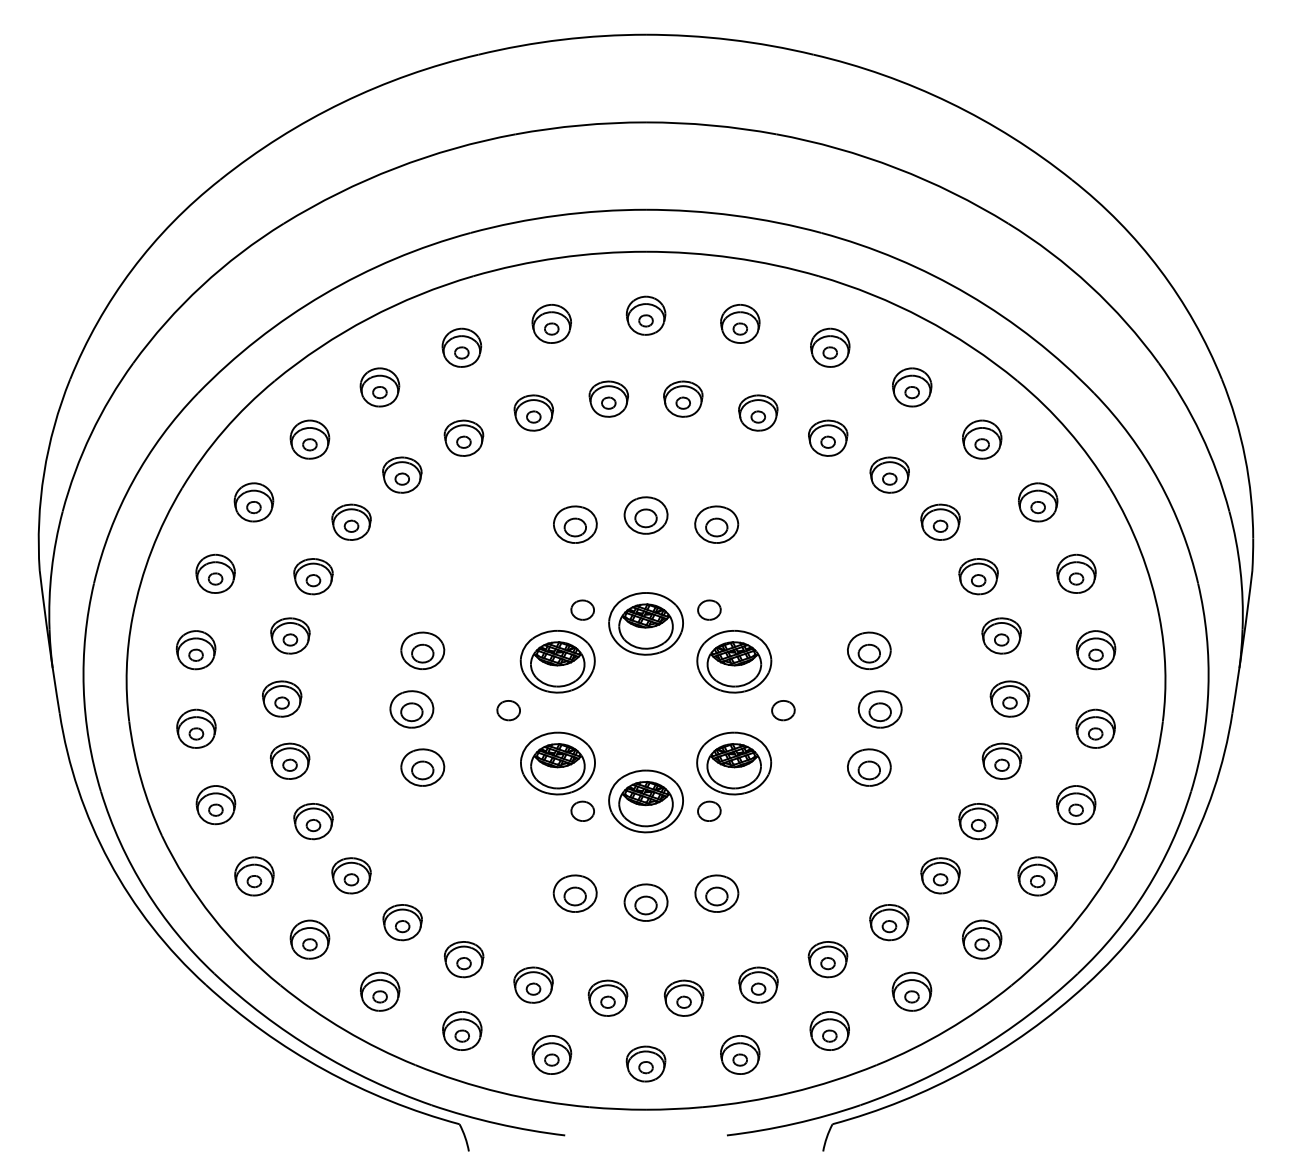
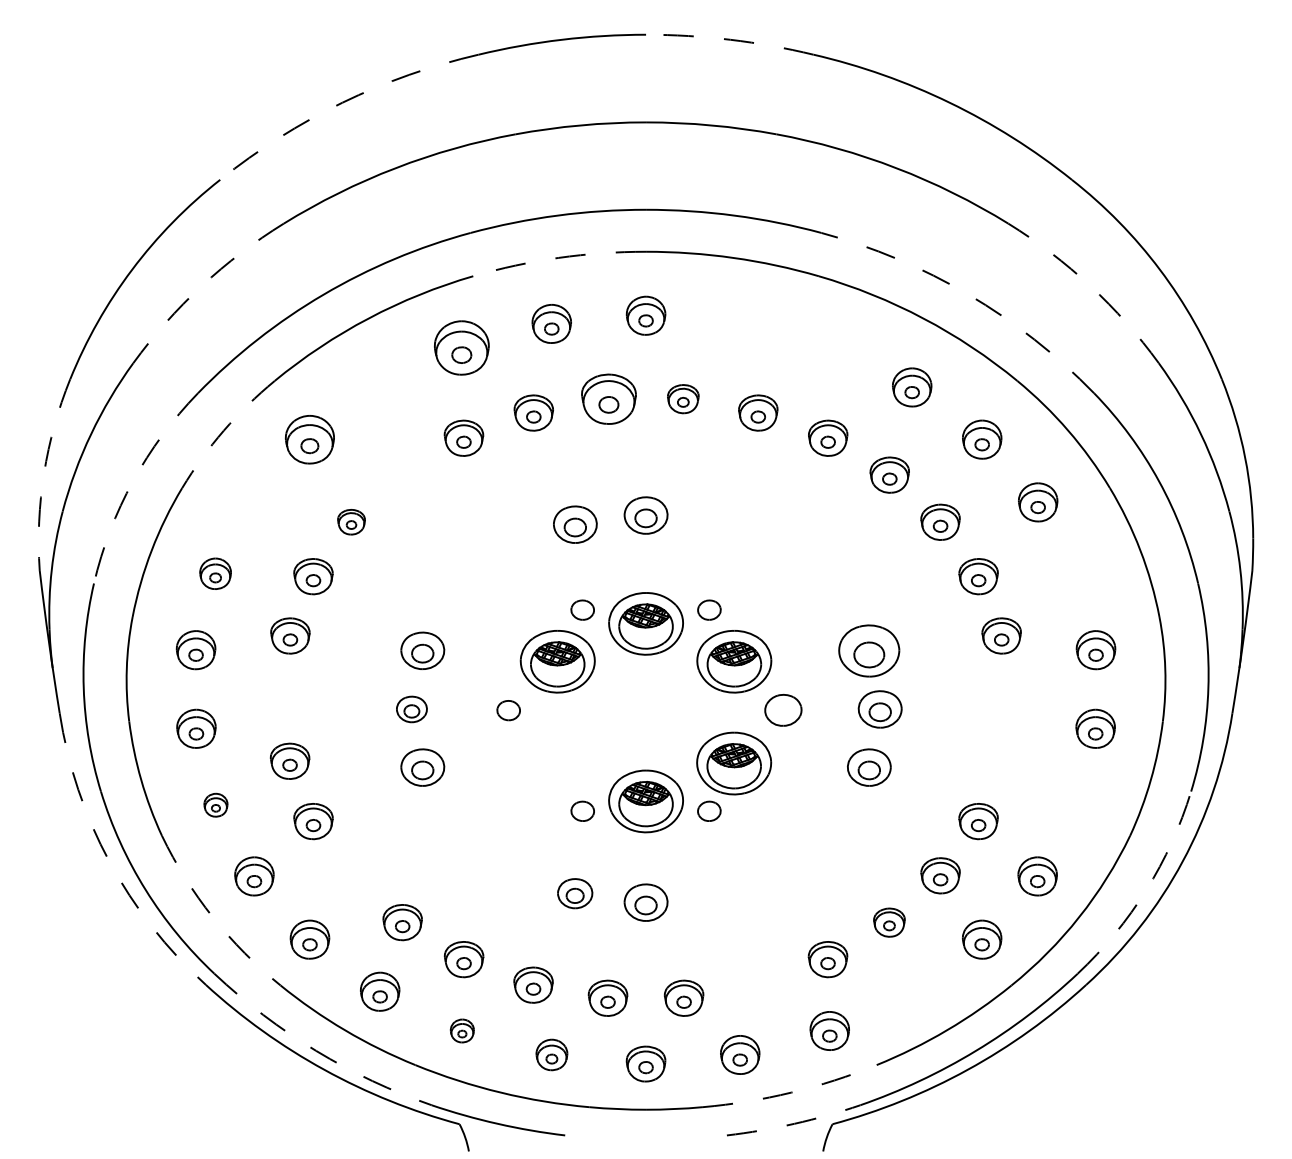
arc: solid -> dashed (730, 39)
arc: solid -> dashed (342, 102)
arc: solid -> dashed (558, 257)
arc: solid -> dashed (201, 286)
arc: solid -> dashed (1090, 286)
arc: solid -> dashed (968, 294)
part: present -> none (740, 323)
part size: 42x41 px -> 56x56 px (461, 347)
part: present -> none (830, 347)
part: present -> none (379, 387)
part size: 41x38 px -> 56x52 px (608, 398)
part size: 41x38 px -> 33x31 px (683, 399)
arc: solid -> dashed (223, 430)
part size: 42x41 px -> 51x50 px (309, 439)
arc: solid -> dashed (44, 473)
part: present -> none (402, 474)
arc: solid -> dashed (133, 481)
part: present -> none (253, 502)
part size: 41x38 px -> 29x27 px (351, 522)
part: present -> none (716, 524)
part size: 41x41 px -> 33x33 px (215, 573)
part: present -> none (1076, 573)
part size: 45x39 px -> 63x54 px (869, 650)
part: present -> none (282, 698)
part: present -> none (1009, 698)
part size: 46x39 px -> 32x29 px (411, 709)
part size: 25x22 px -> 39x33 px (783, 710)
part: present -> none (1001, 760)
part: present -> none (557, 763)
part size: 42x41 px -> 26x26 px (215, 804)
part: present -> none (1076, 805)
arc: solid -> dashed (109, 861)
part: present -> none (351, 875)
arc: solid -> dashed (1146, 890)
part size: 46x39 px -> 37x32 px (575, 893)
part: present -> none (716, 893)
arc: solid -> dashed (212, 917)
part size: 41x38 px -> 33x31 px (889, 922)
part: present -> none (758, 984)
part: present -> none (911, 991)
part size: 41x40 px -> 26x26 px (461, 1030)
arc: solid -> dashed (316, 1050)
part size: 42x40 px -> 34x34 px (551, 1054)
arc: solid -> dashed (791, 1092)
arc: solid -> dashed (794, 1123)
